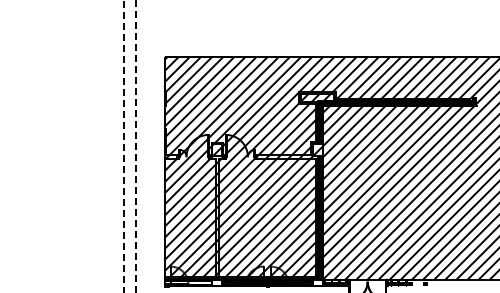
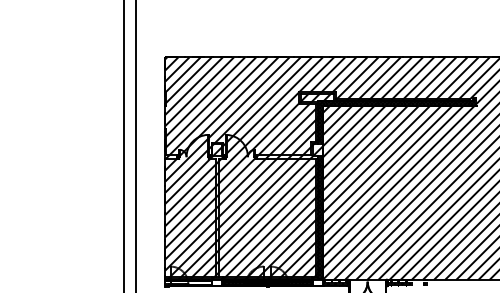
line: dashed -> solid (124, 145)
line: dashed -> solid (136, 146)
